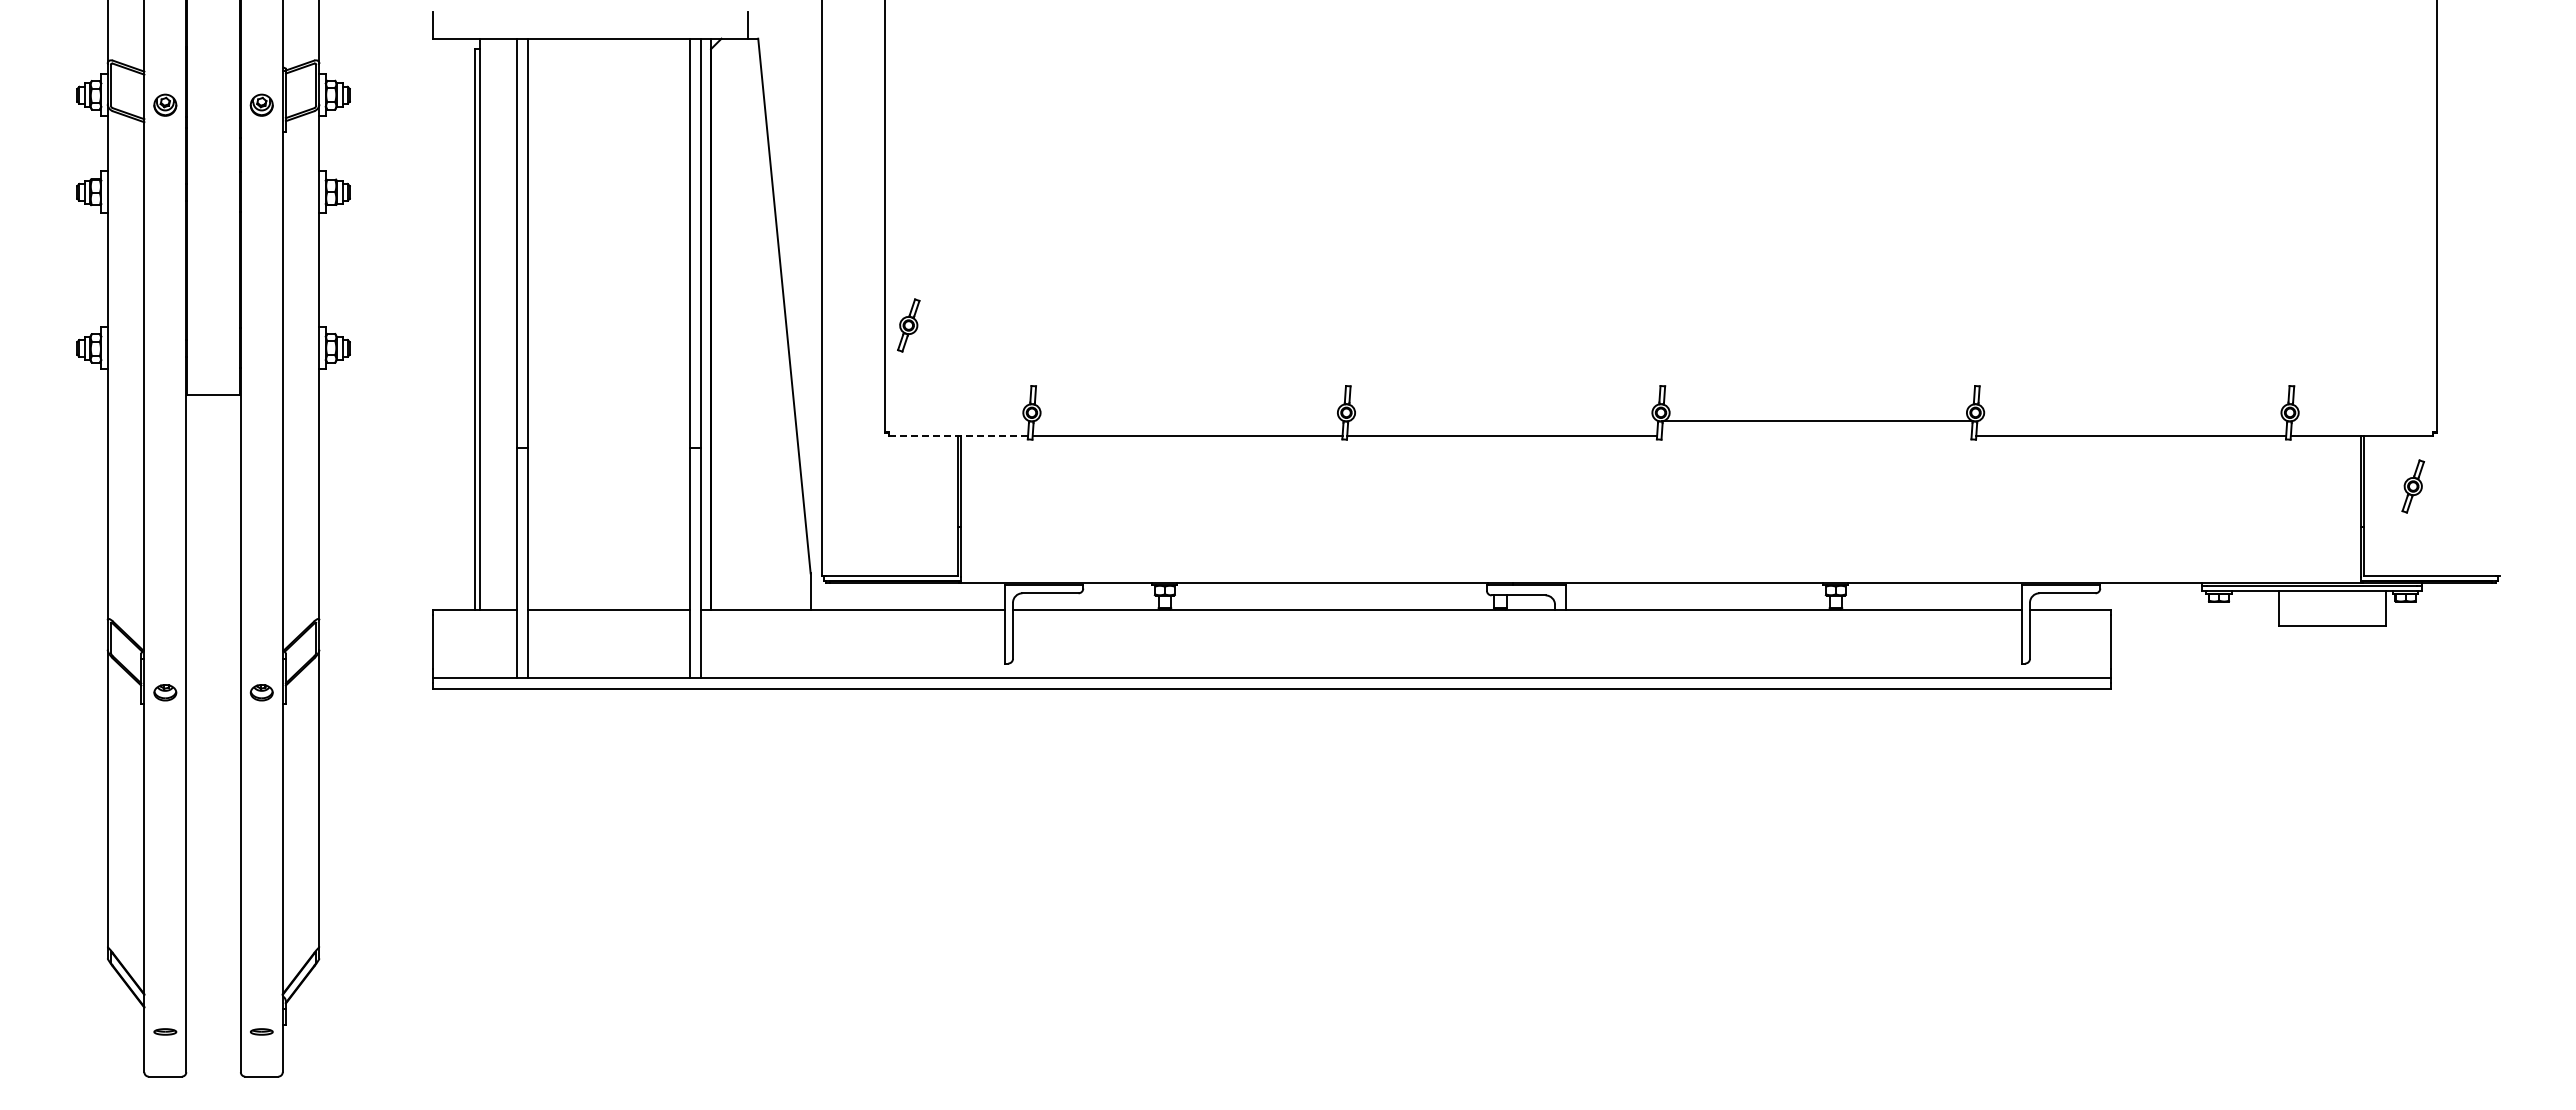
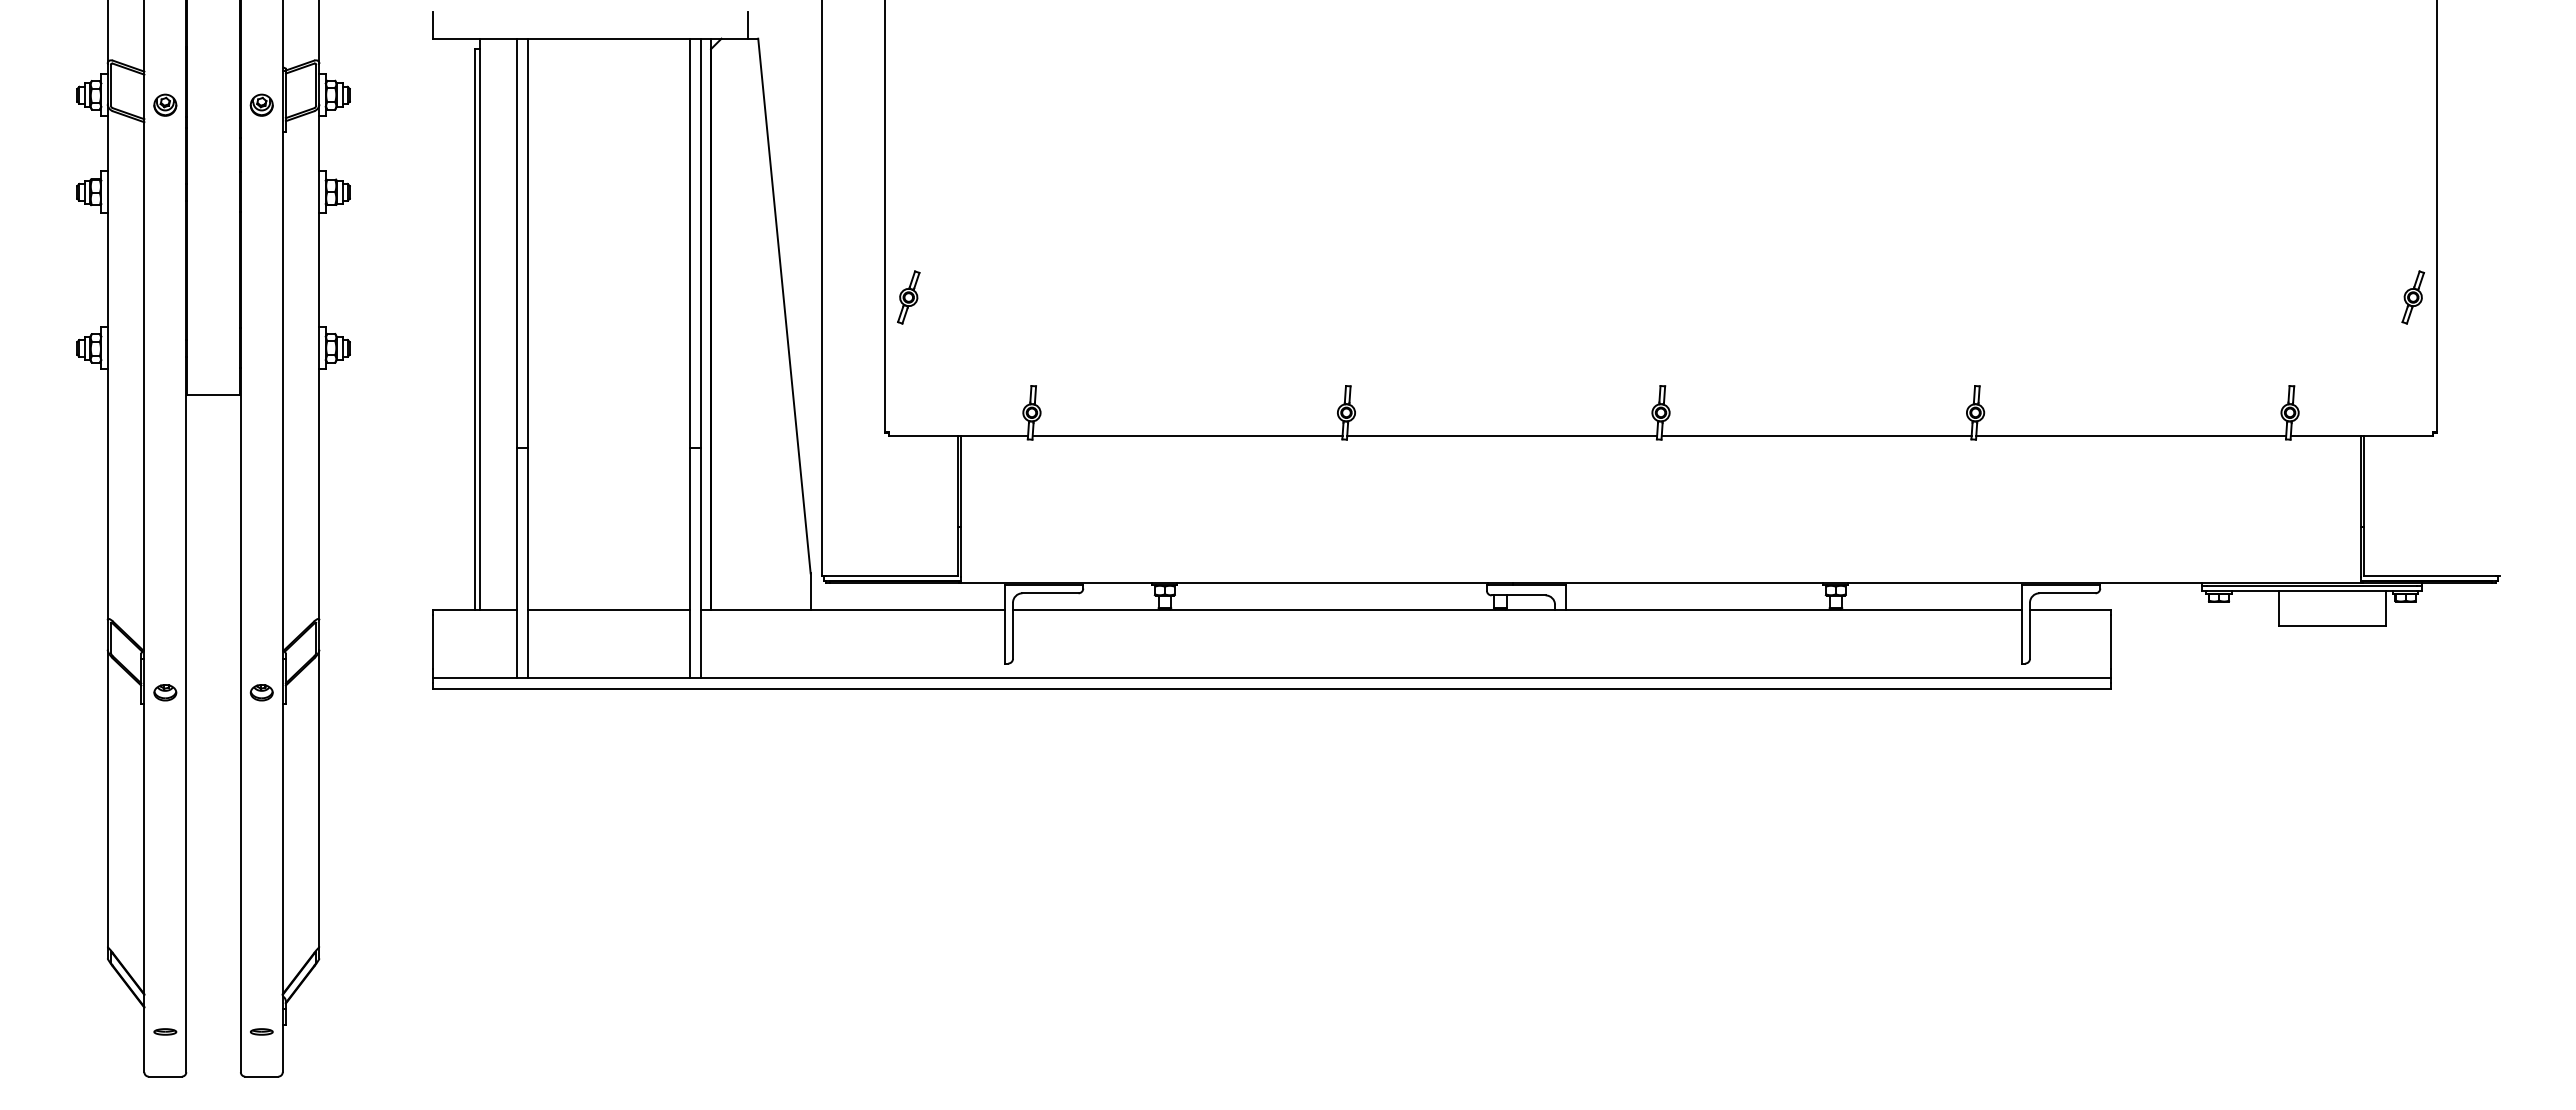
part position: (908, 325) -> (908, 297) (908, 297)
line position: (1816, 421) -> (1816, 436) (1816, 436)
line: dashed -> solid (958, 436)
part position: (2413, 486) -> (2413, 297) (2413, 297)
